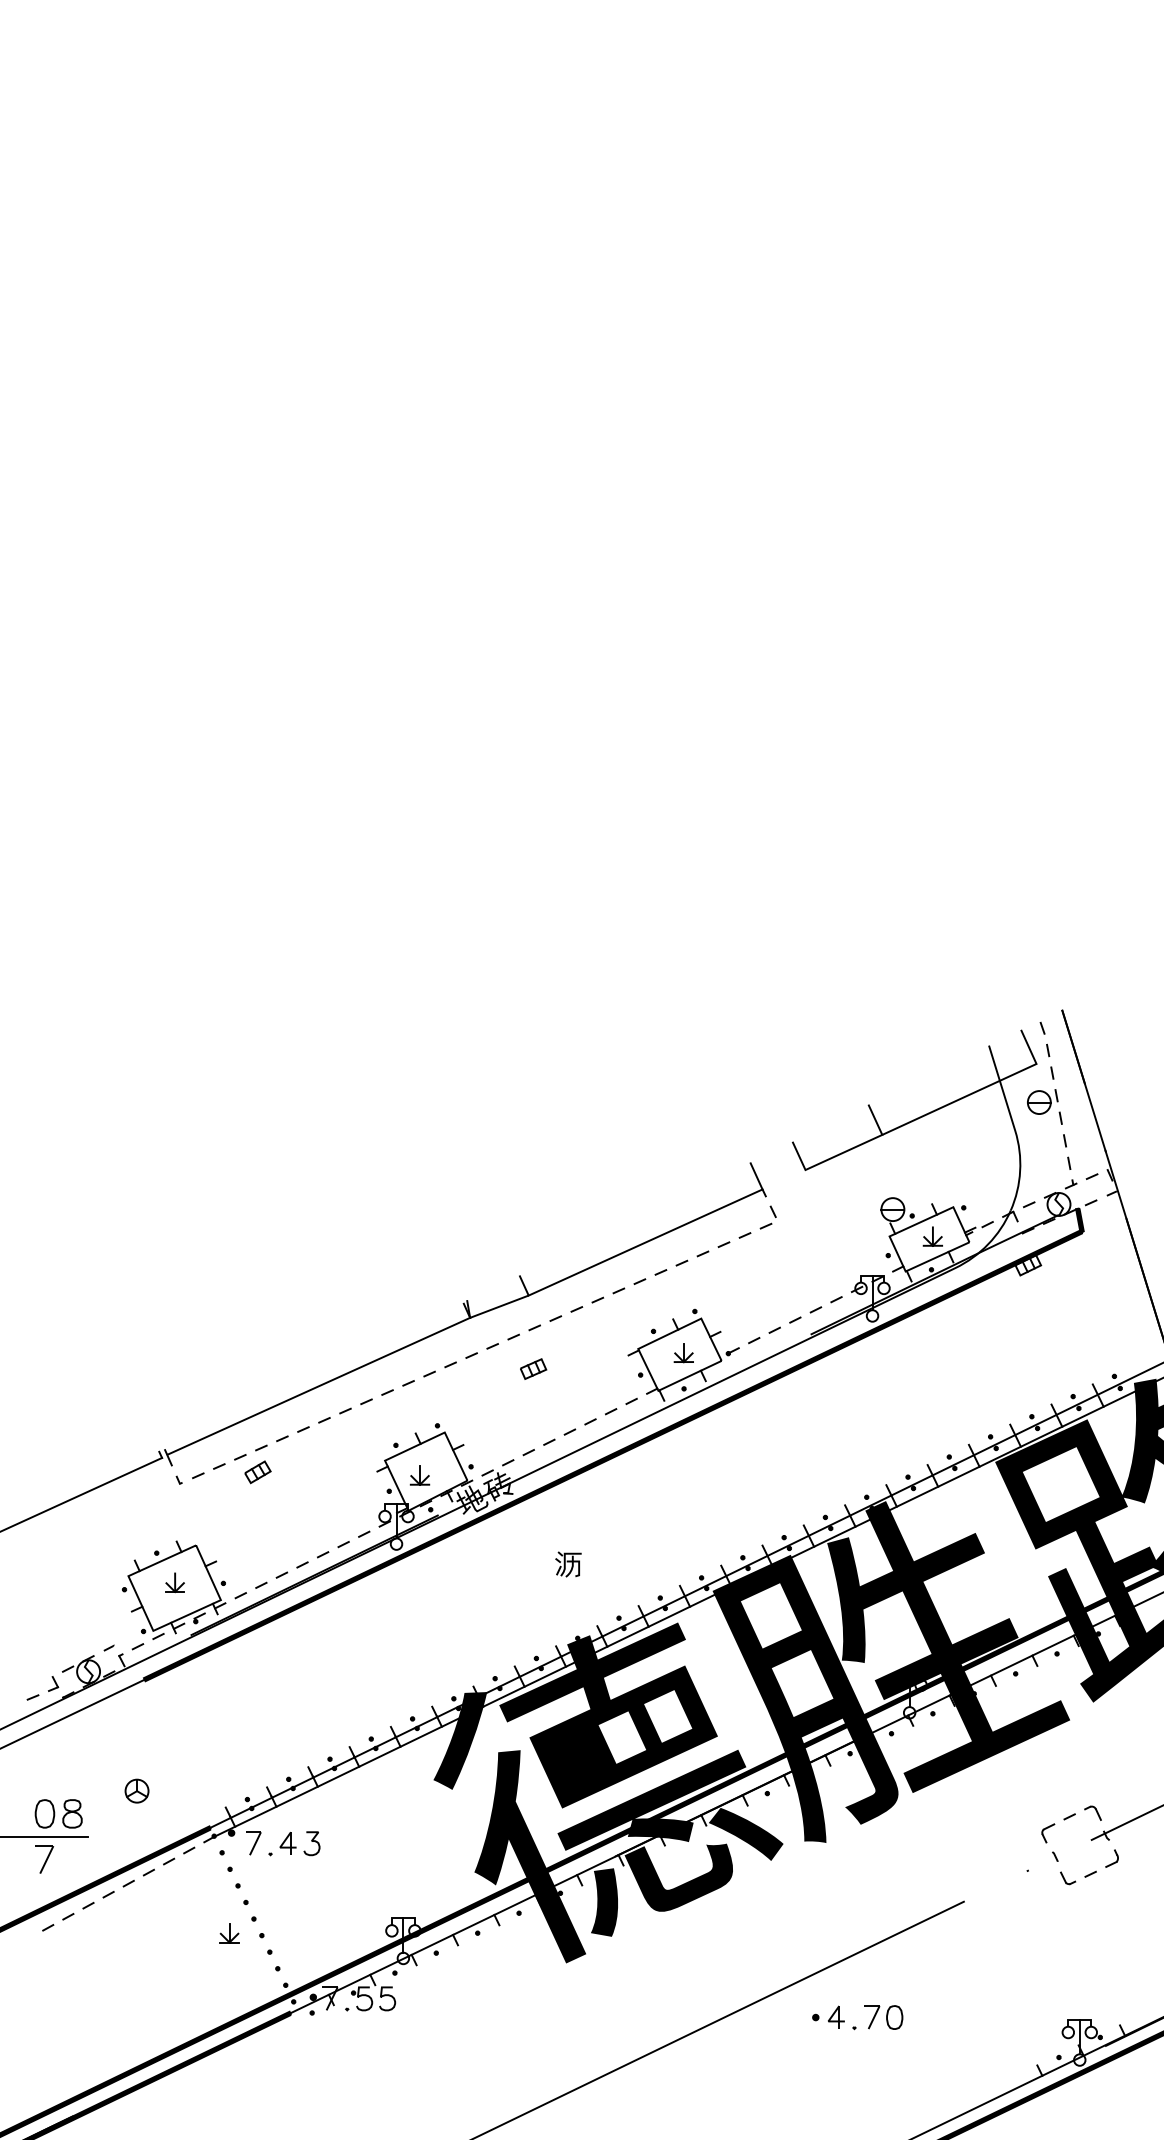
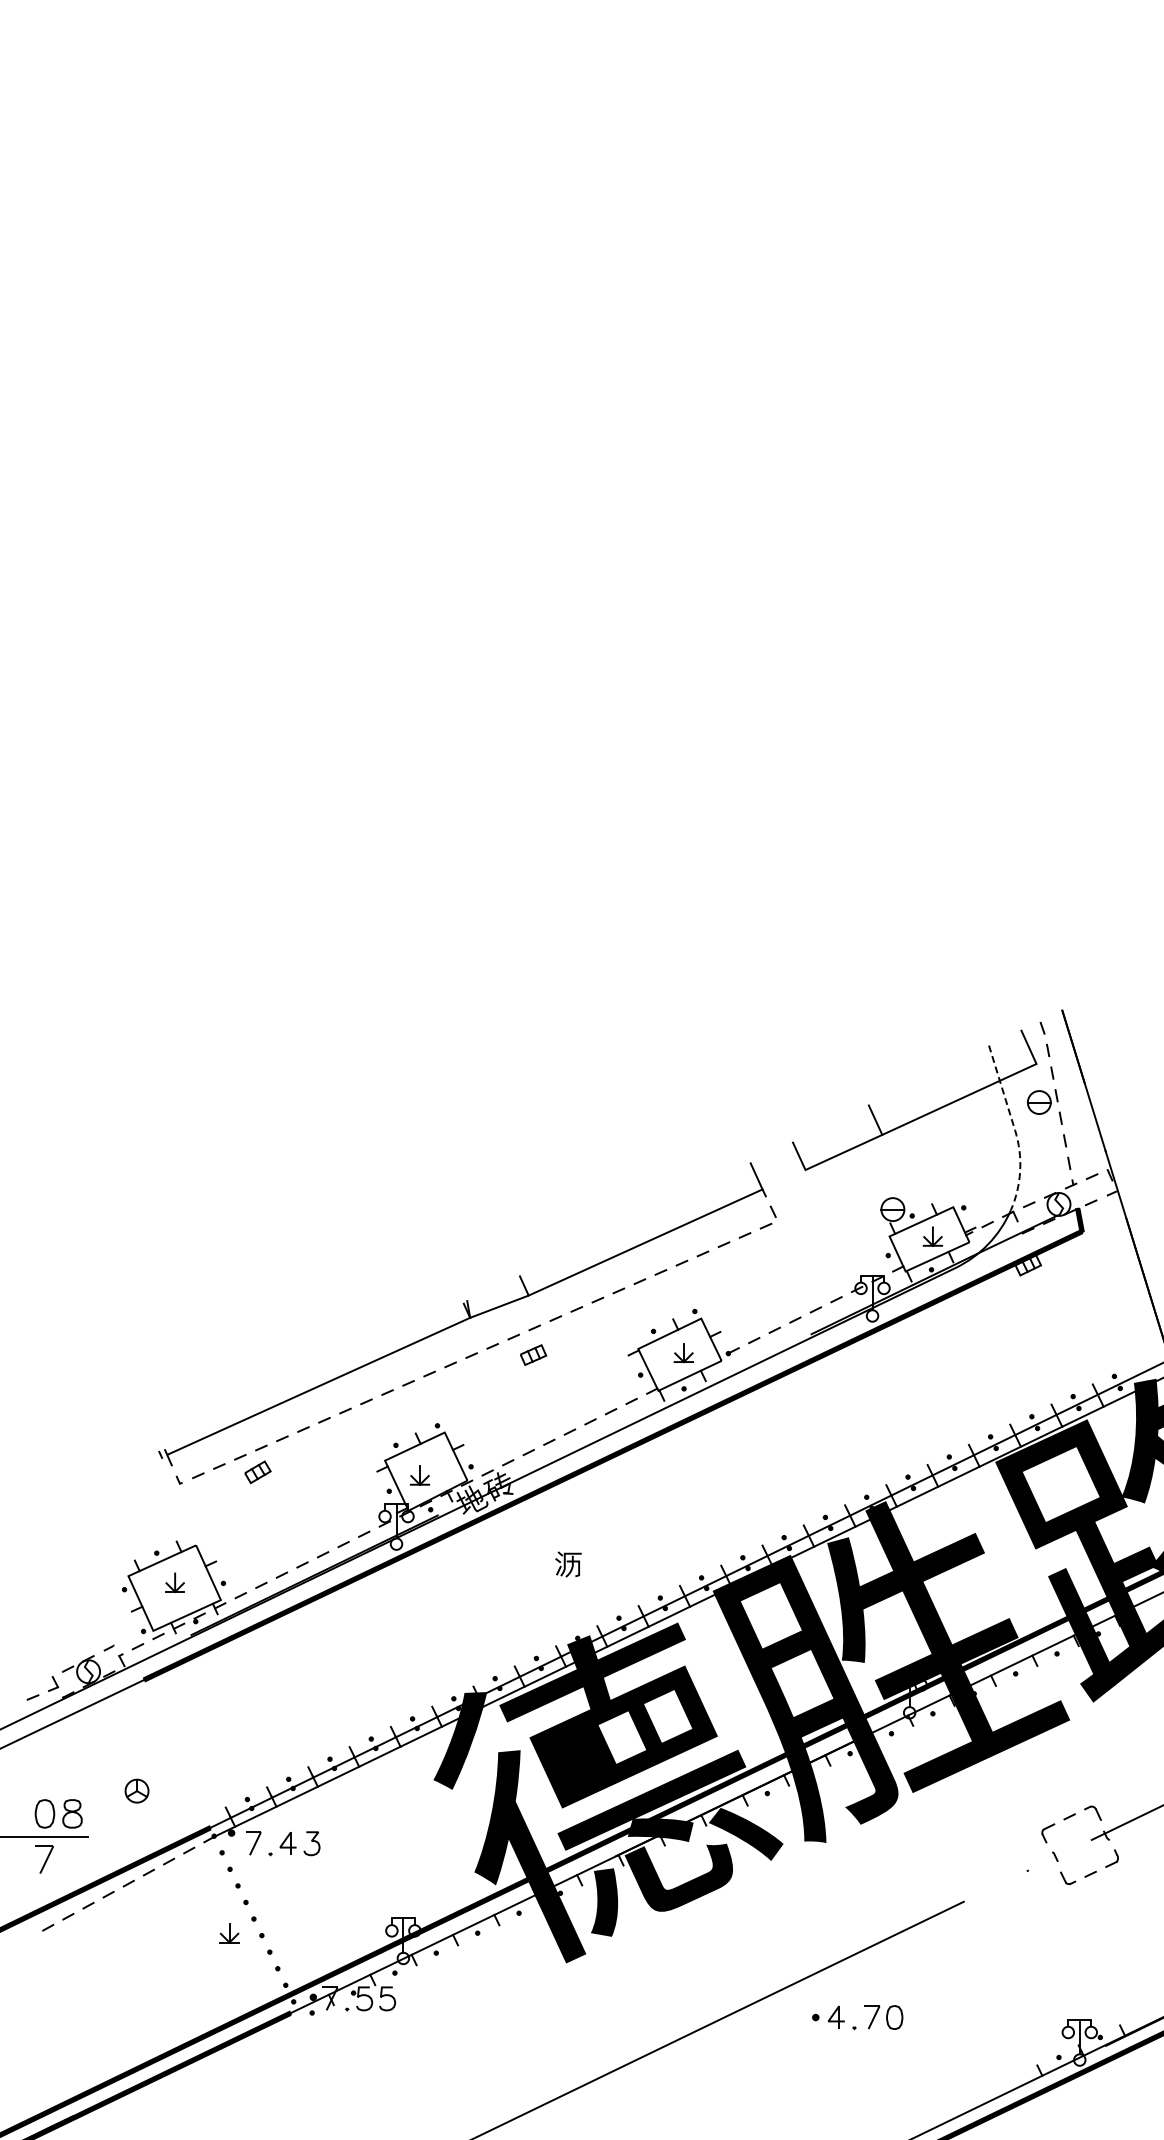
line: solid -> dashed (1015, 1132)
part position: (533, 1368) -> (533, 1354) (533, 1354)
line: present -> none (82, 1493)
